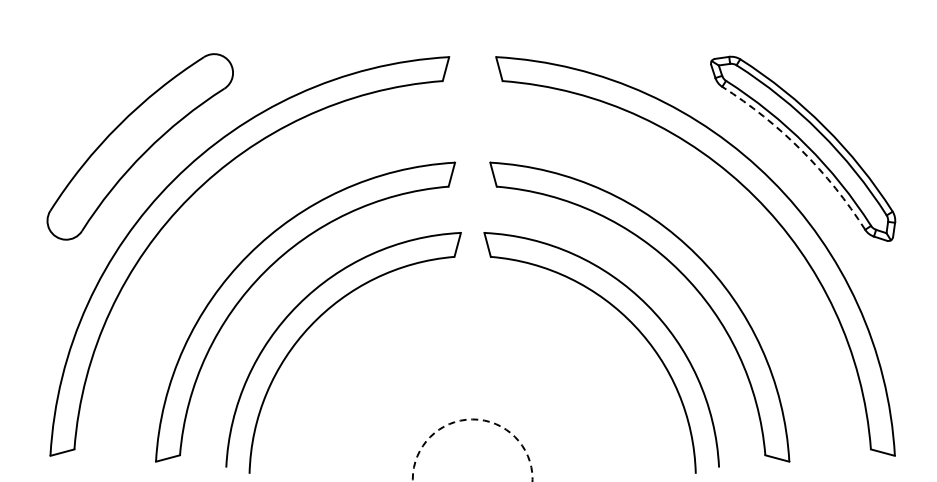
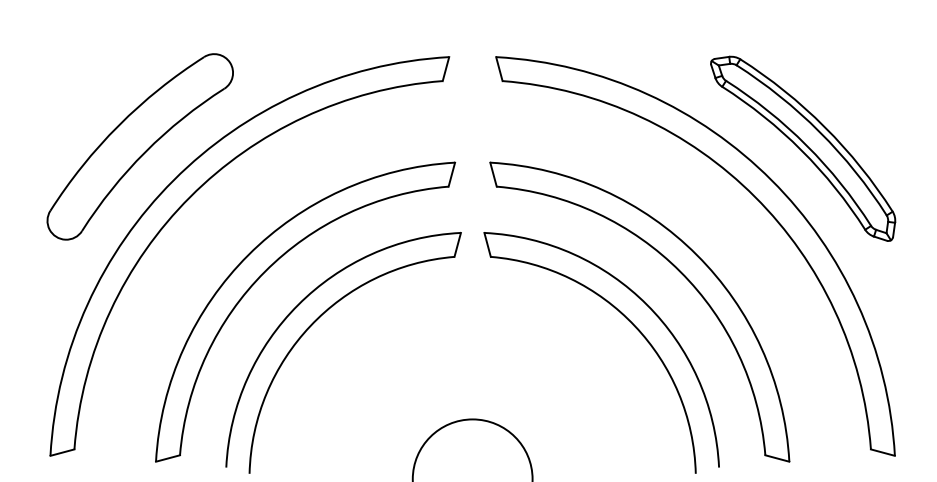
arc: dashed -> solid (801, 150)
circle: dashed -> solid (472, 450)
